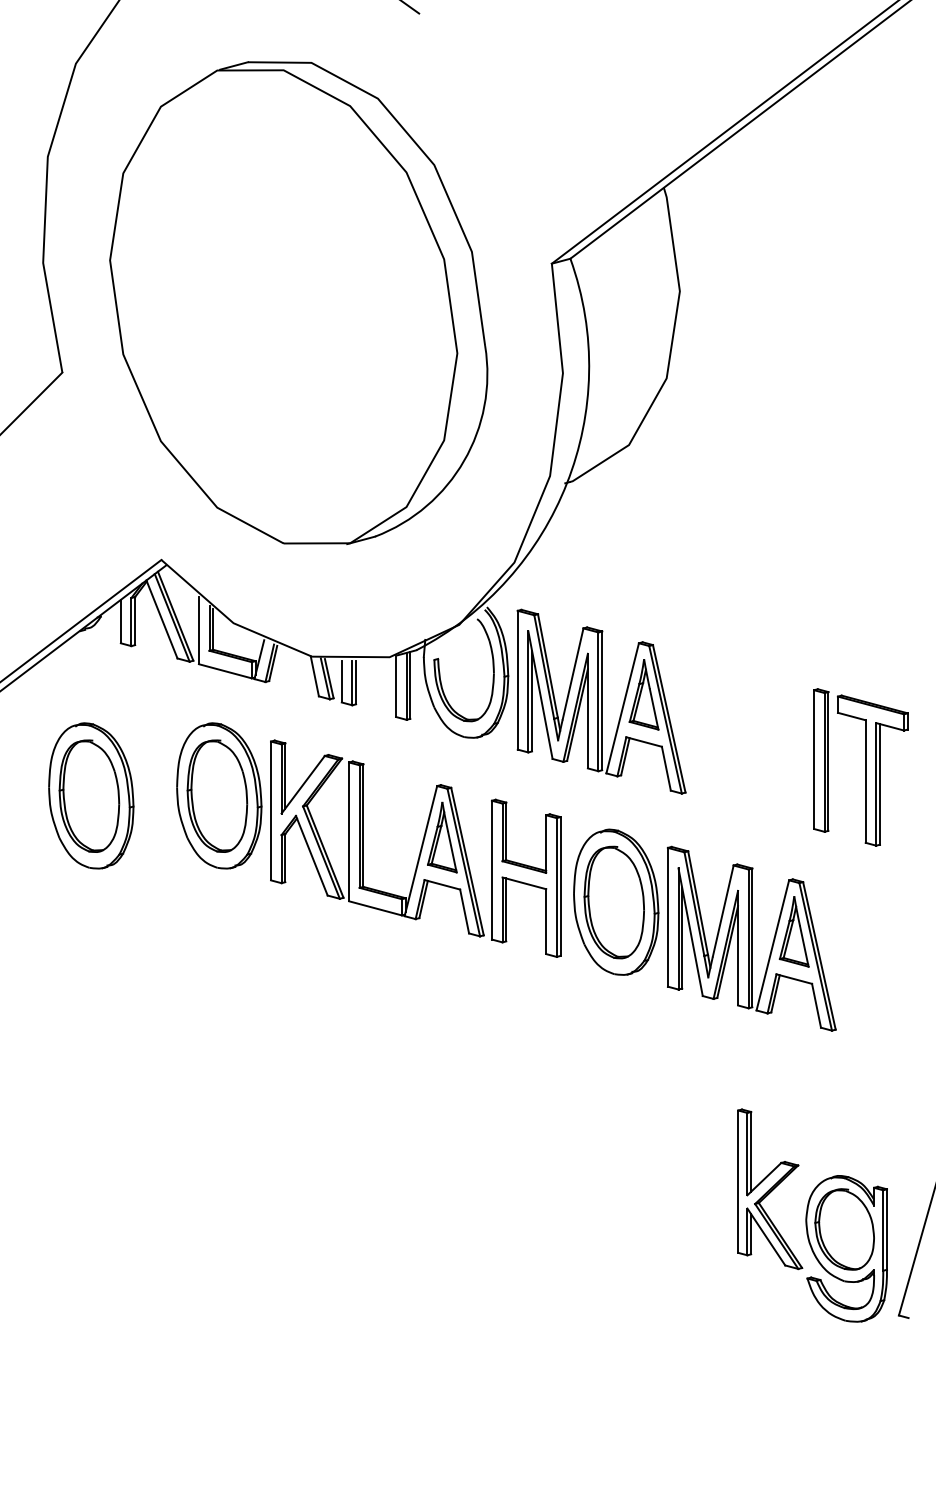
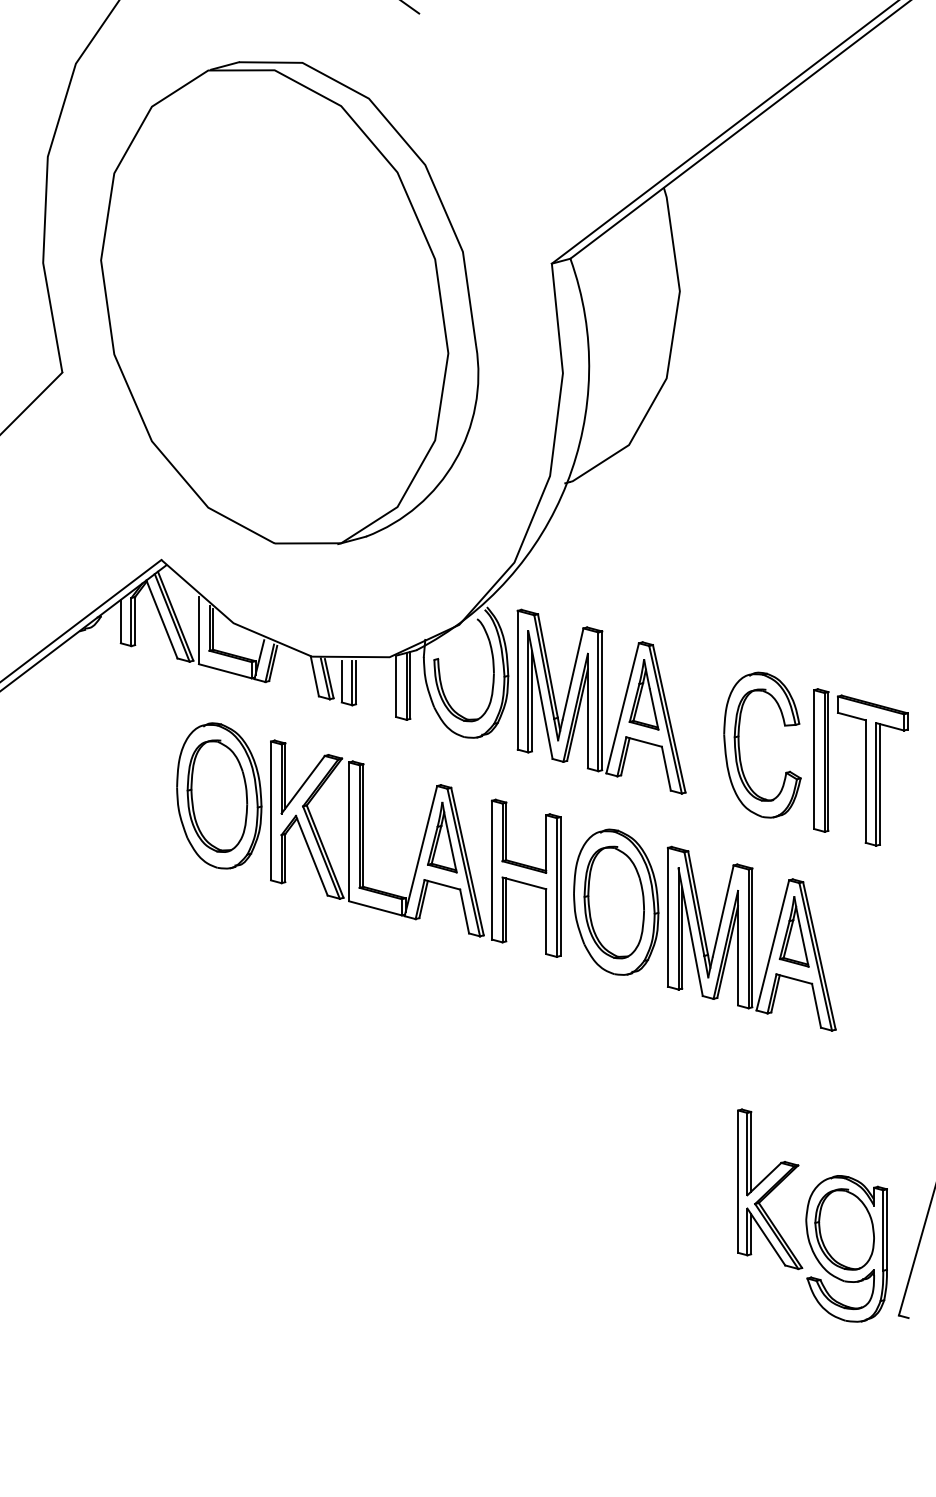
part position: (298, 302) -> (289, 302) (289, 302)
part: none -> present (740, 750)
part: present -> none (91, 795)
